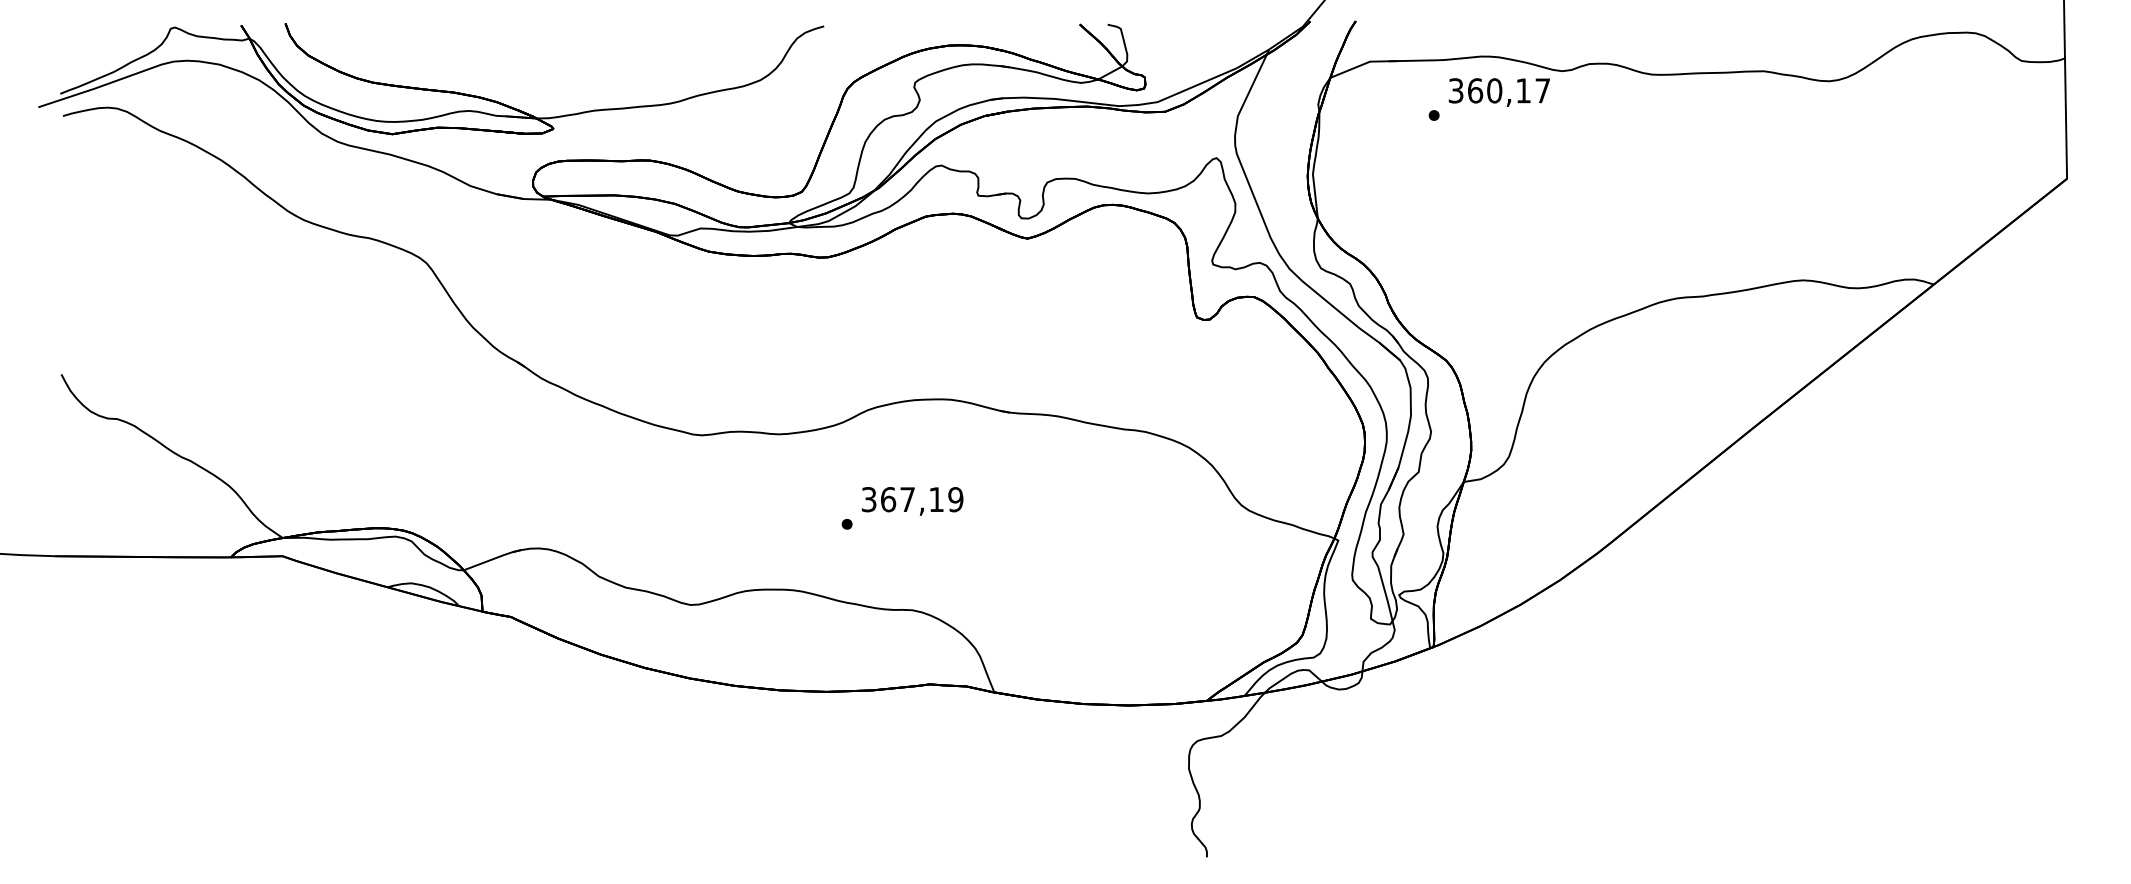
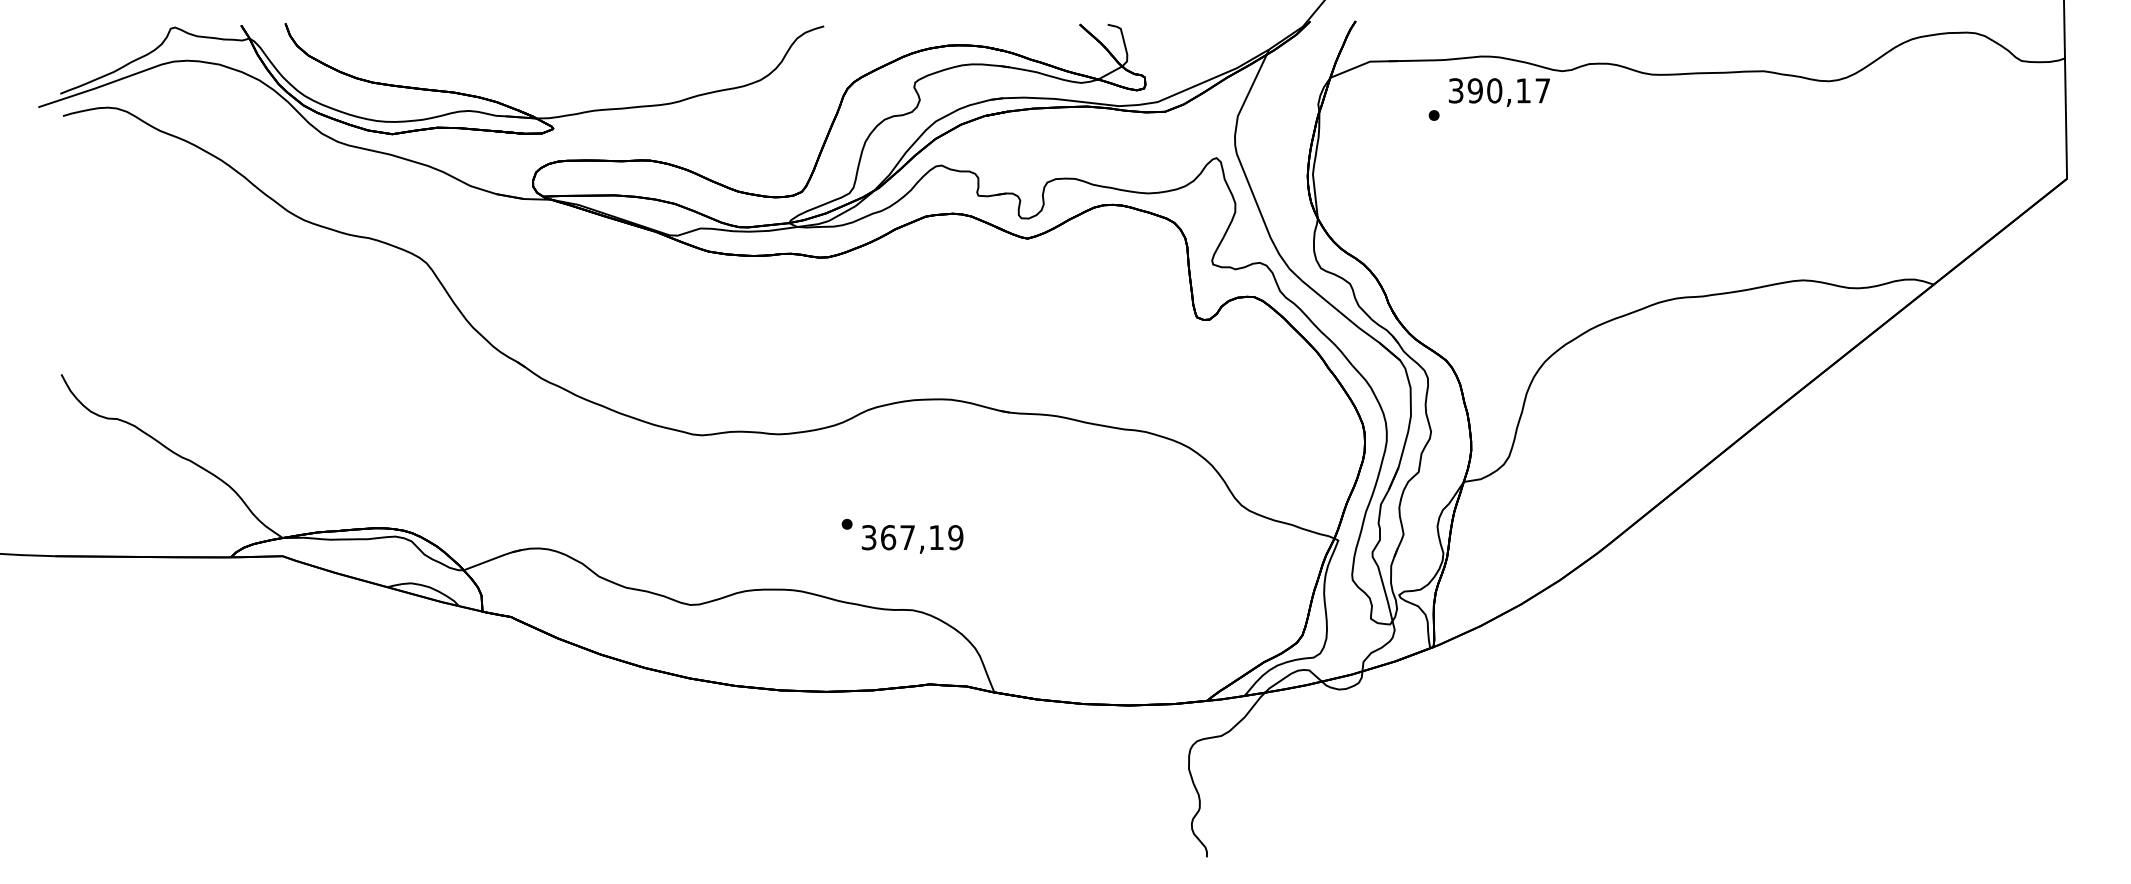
text: 360,17 -> 390,17 (1475, 90)
text position: (912, 501) -> (912, 539) (912, 539)
